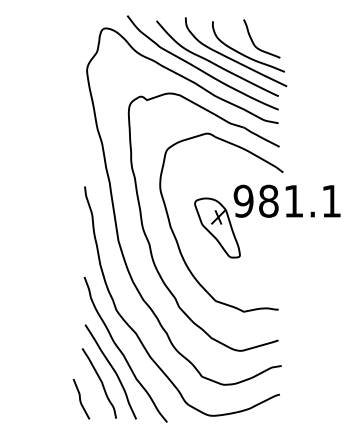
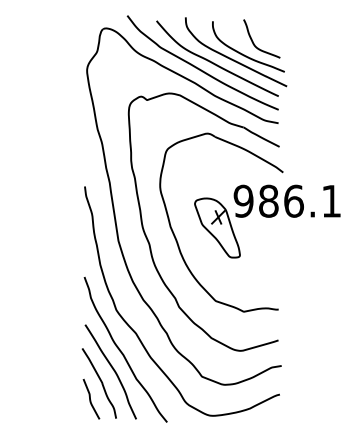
text: 981.1 -> 986.1 (293, 200)
curve position: (80, 398) -> (90, 398) (90, 398)
